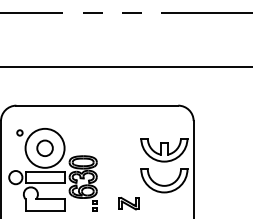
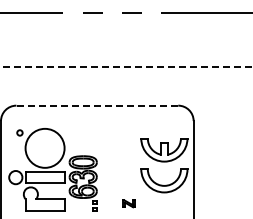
line: solid -> dashed (126, 67)
line: solid -> dashed (97, 105)
circle: present -> none (44, 147)
part size: 22x14 px -> 14x10 px (128, 203)
